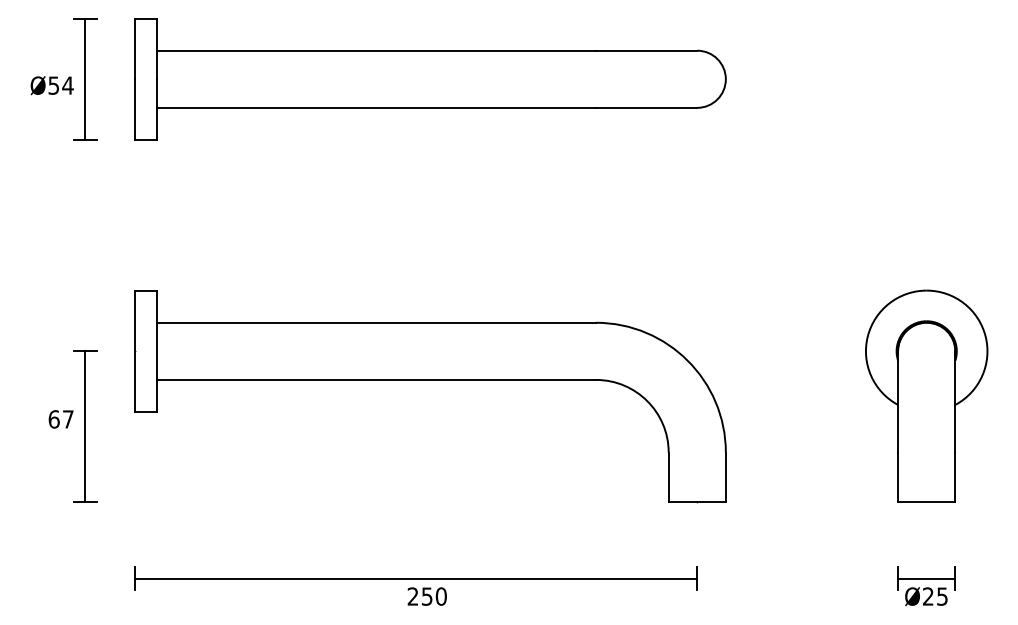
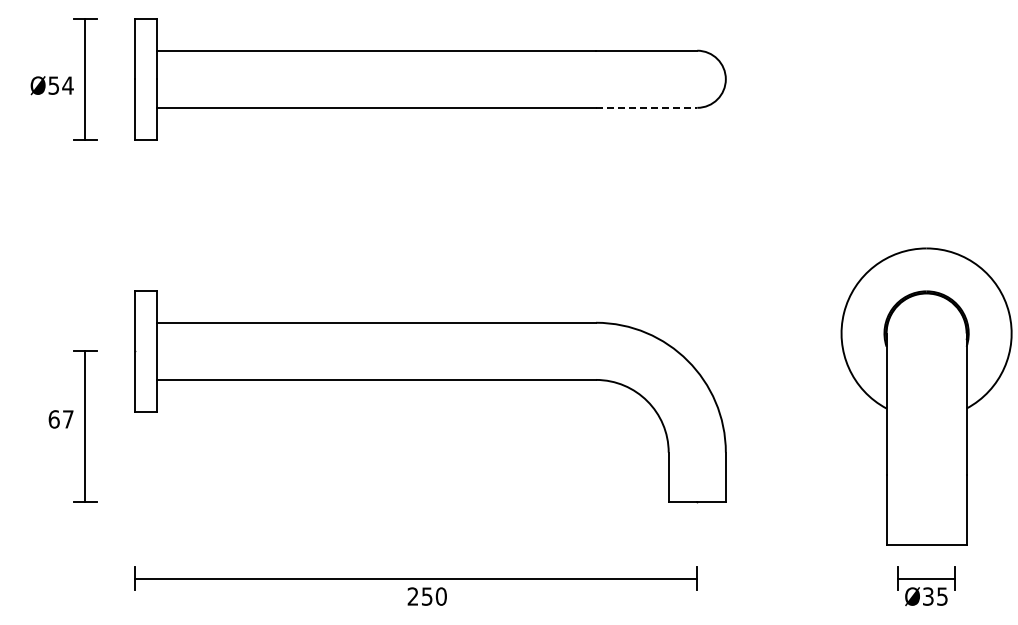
line: solid -> dashed (646, 107)
part size: 124x214 px -> 173x299 px (926, 396)
text: Ø25 -> Ø35 (928, 596)
